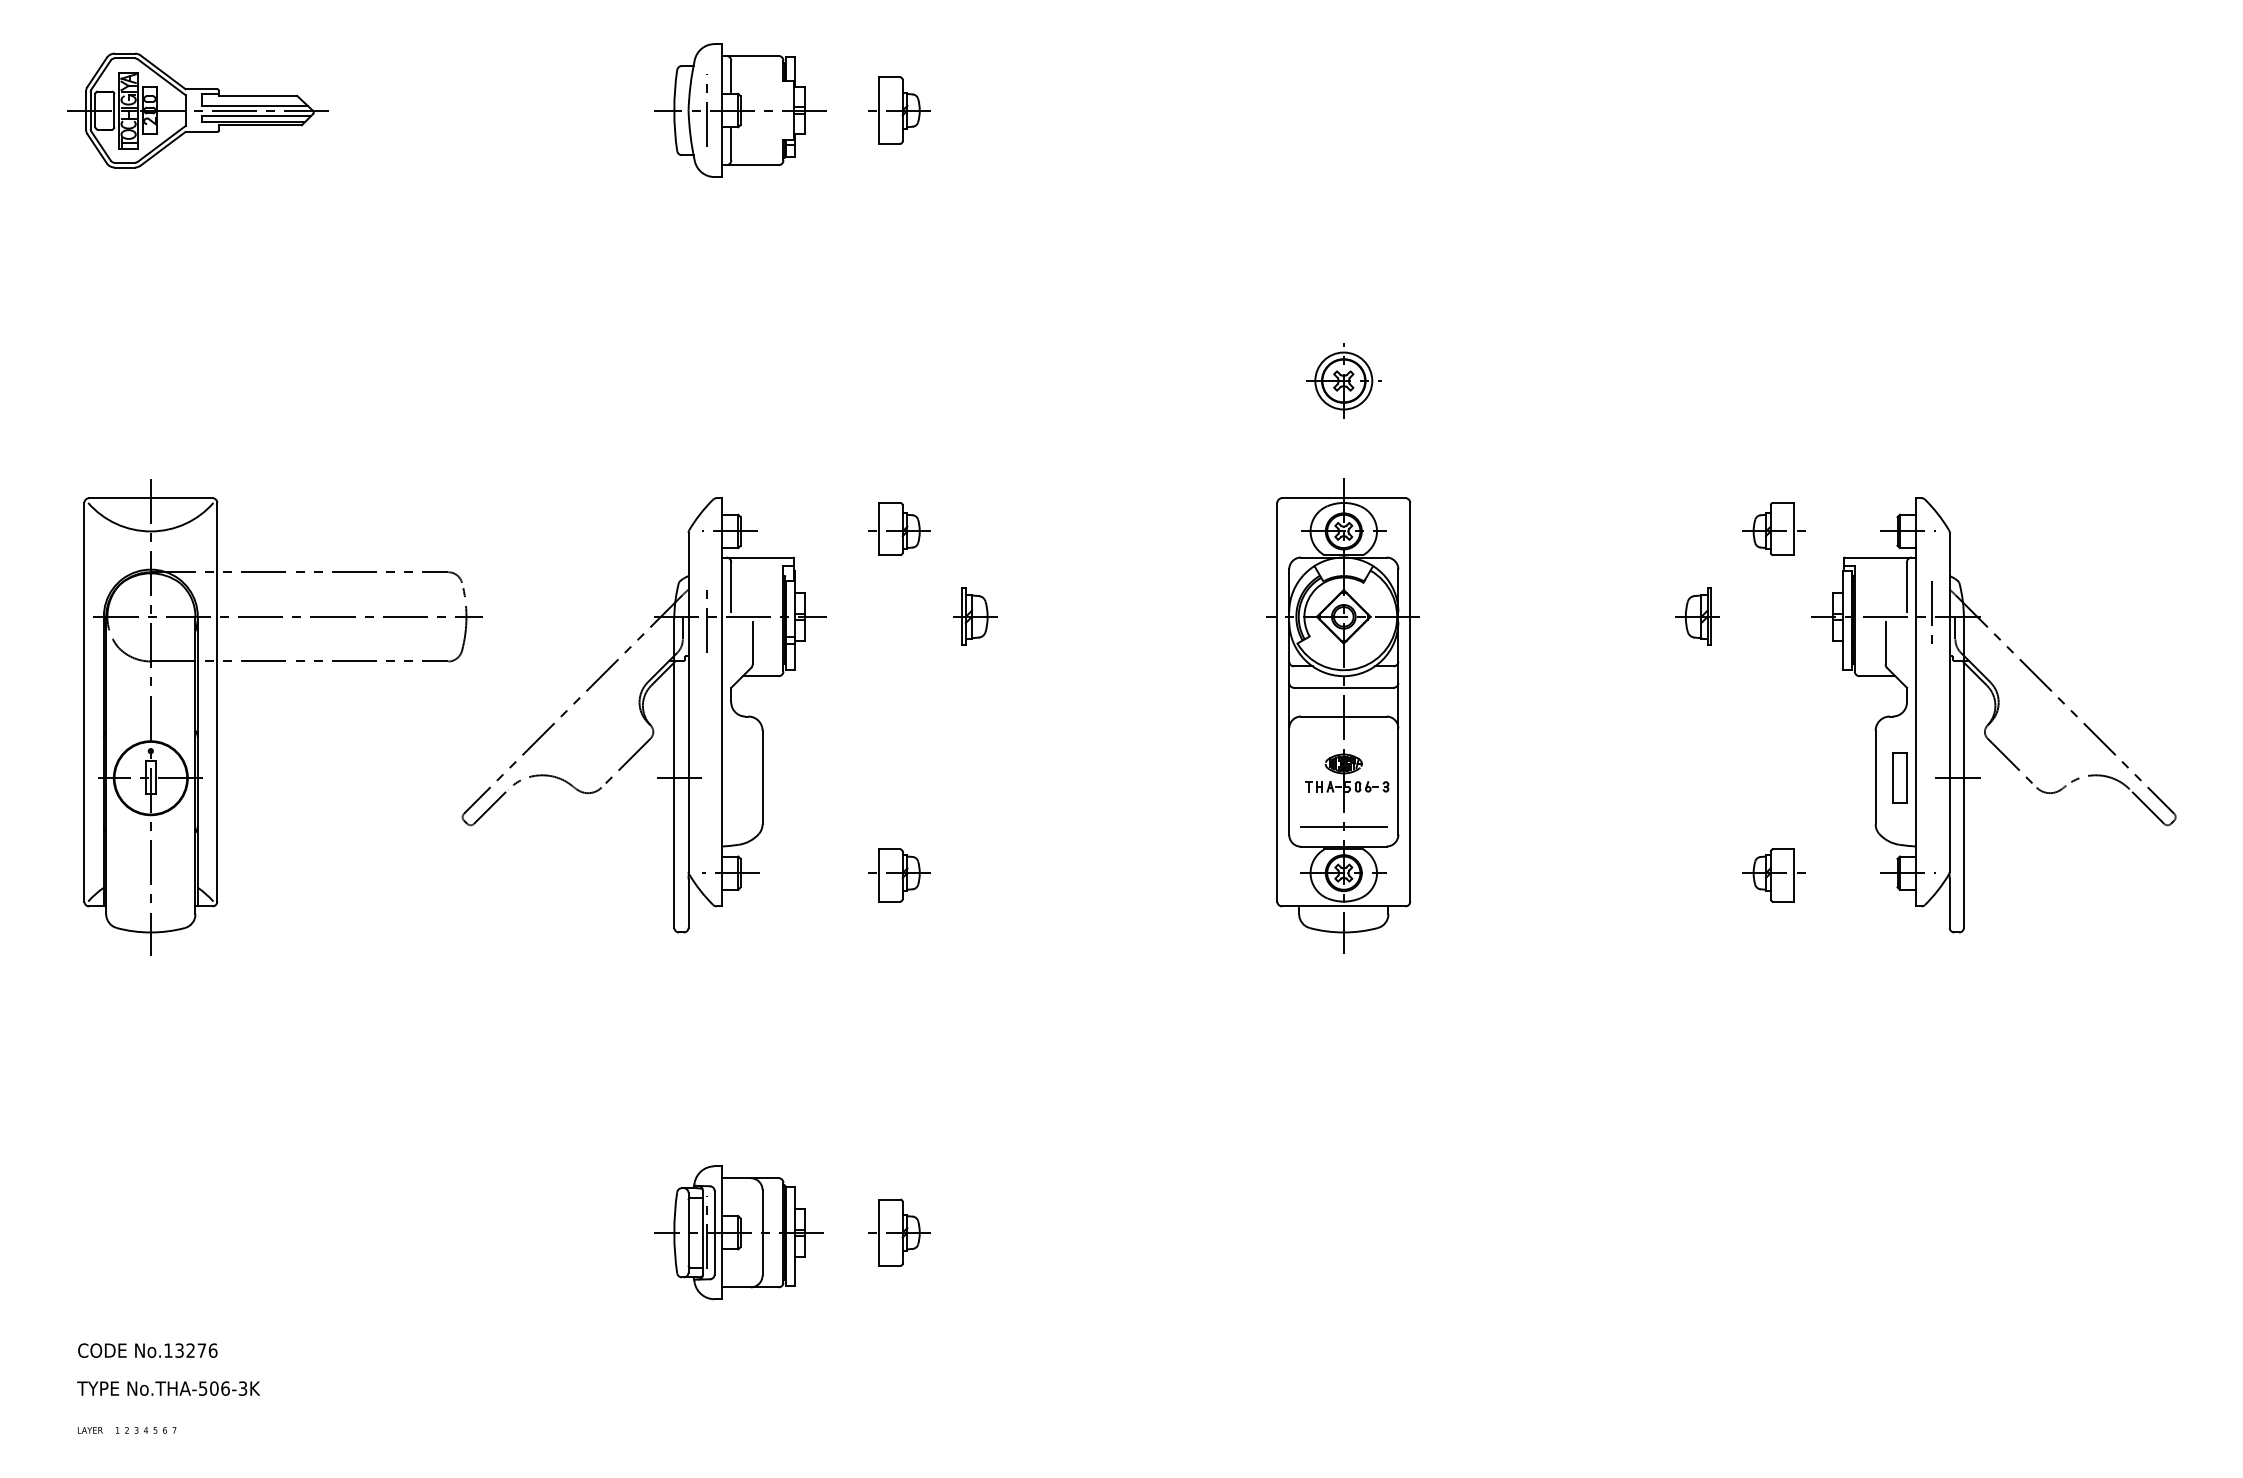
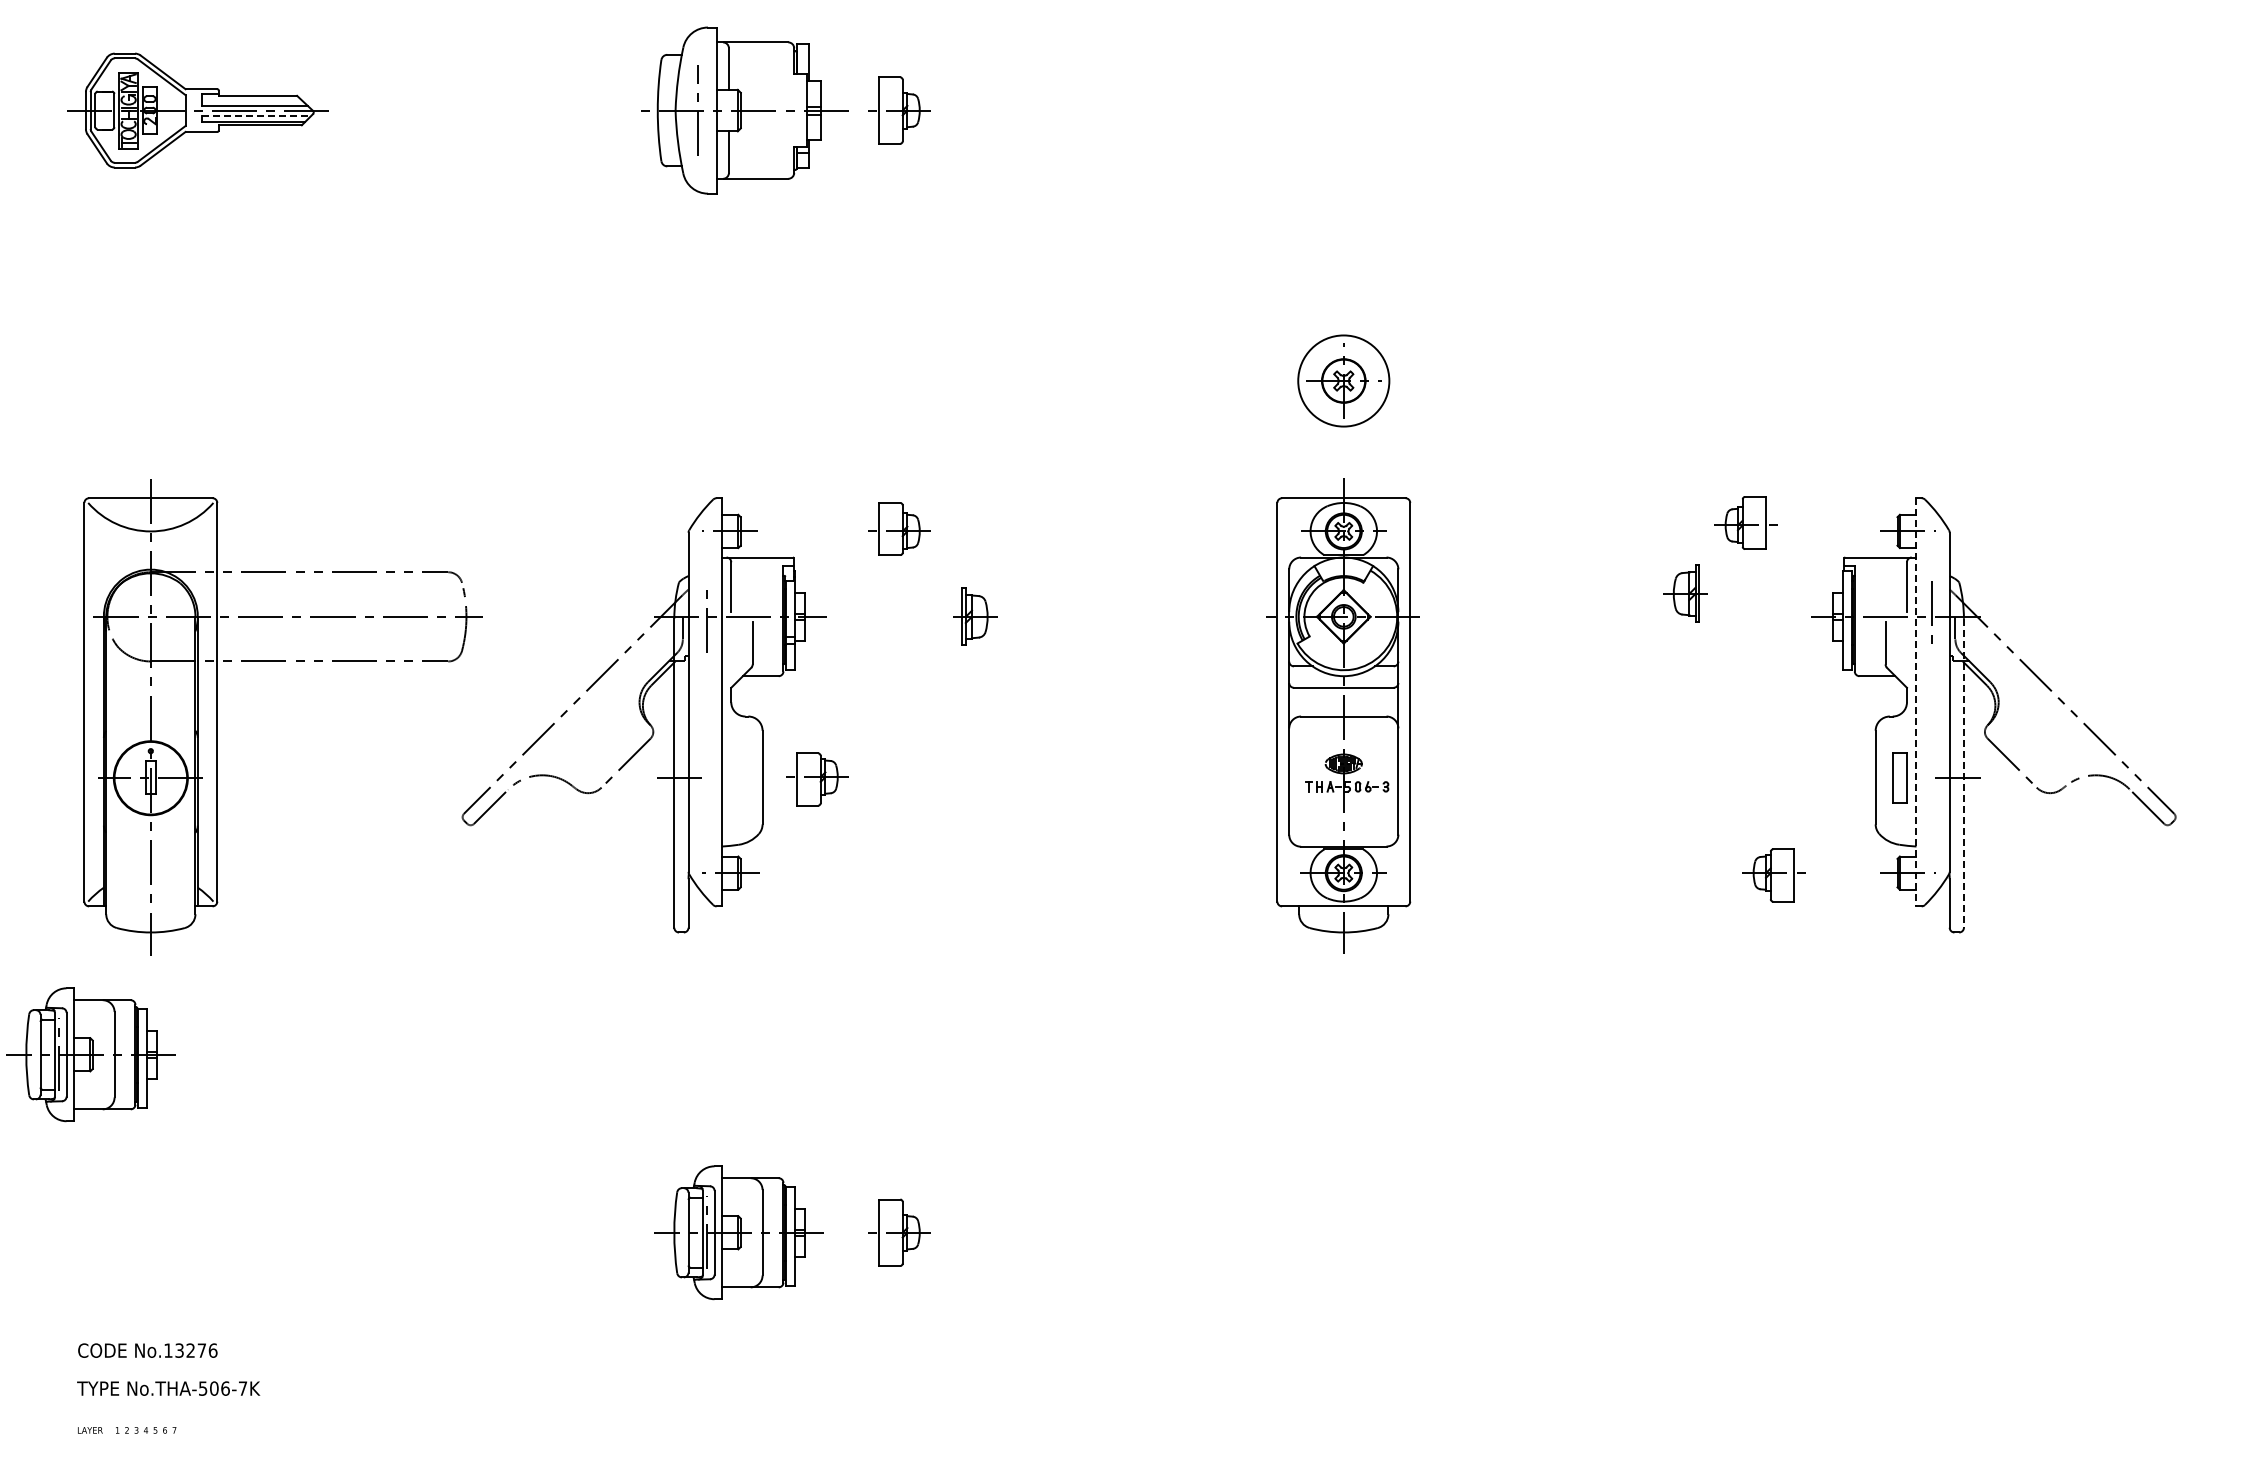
part size: 173x135 px -> 208x169 px (744, 110)
line: solid -> dashed (257, 116)
circle diameter: 57 px -> 91 px (1343, 380)
part position: (1773, 528) -> (1745, 522) (1745, 522)
part position: (1697, 616) -> (1685, 593) (1685, 593)
line: solid -> dashed (1916, 702)
line: solid -> dashed (1963, 773)
line: present -> none (1343, 827)
part position: (899, 875) -> (817, 779) (817, 779)
part: none -> present (90, 1054)
text: No.THA-506-3K -> No.THA-506-7K (242, 1388)
